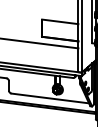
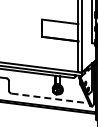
line: present -> none (40, 43)
line: solid -> dashed (50, 98)
